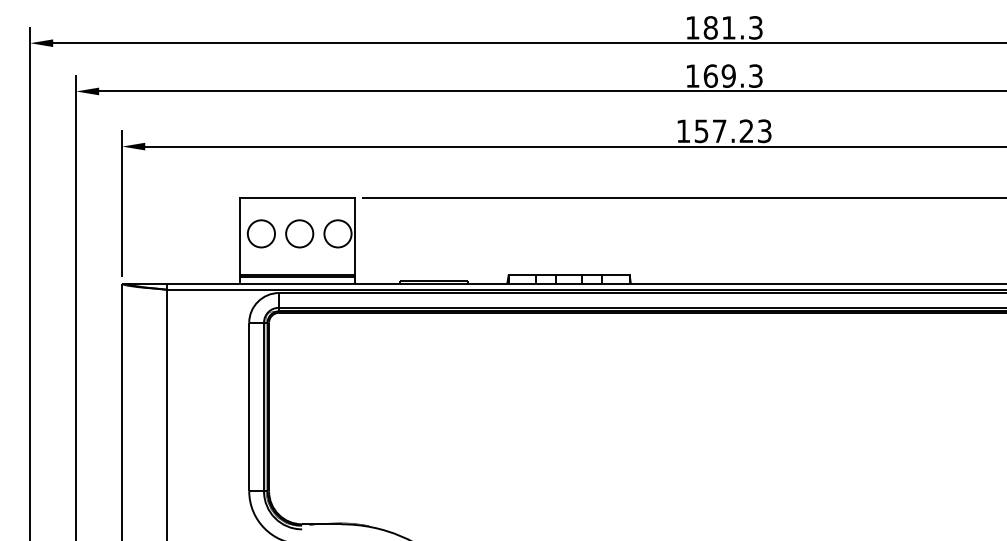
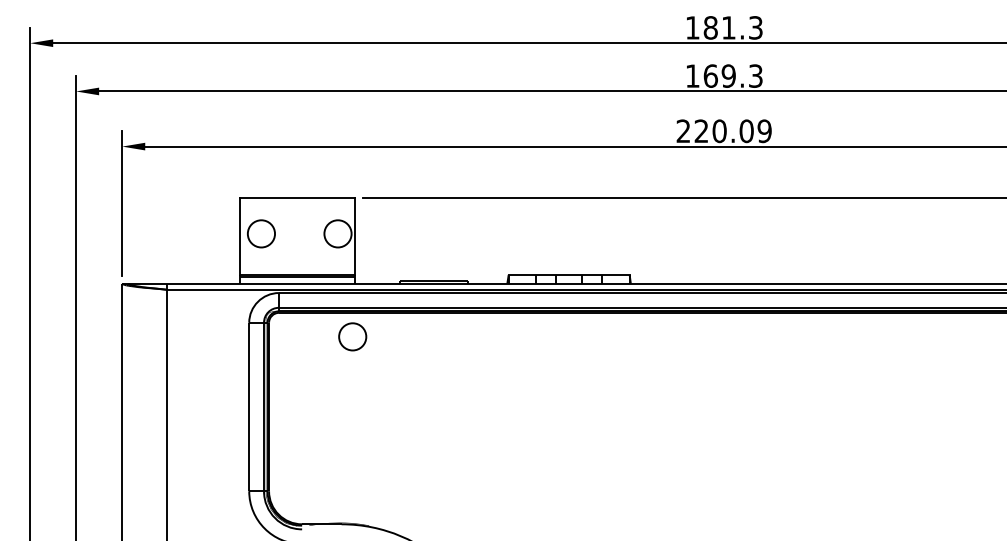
text: 157.23 -> 220.09 (723, 131)
circle position: (299, 233) -> (352, 336) (352, 336)
